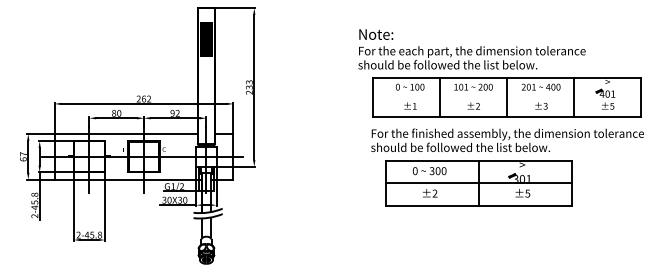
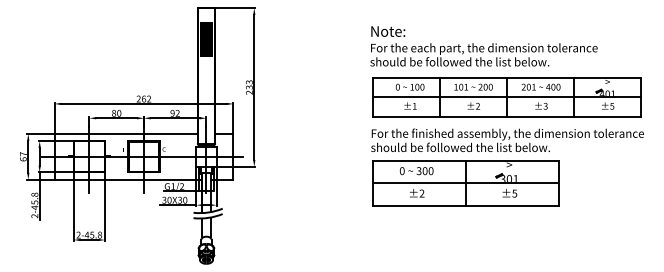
text position: (471, 49) -> (483, 46) (483, 46)
line: none -> present (506, 97)
part position: (478, 183) -> (465, 183) (465, 183)
